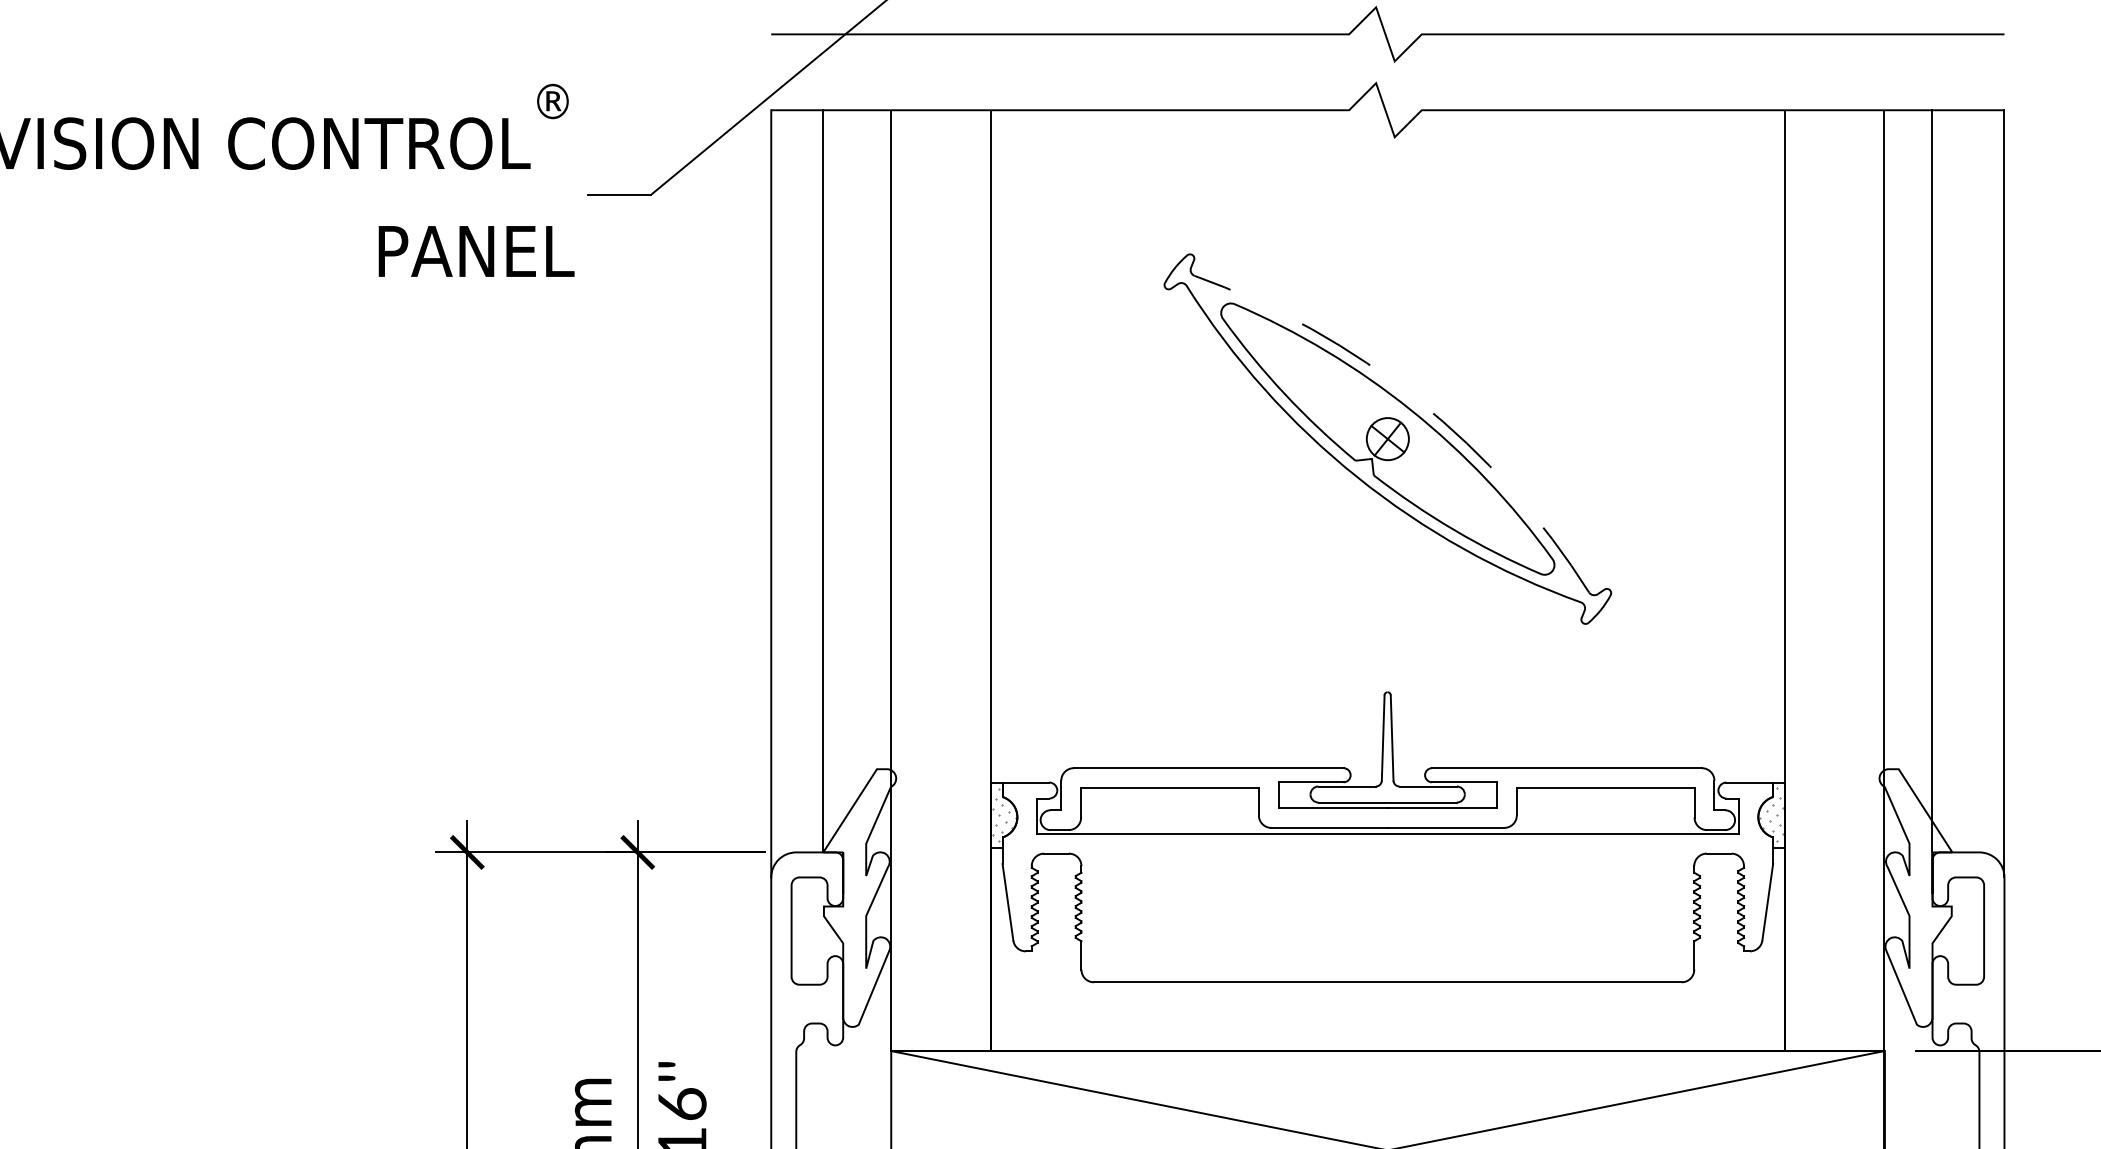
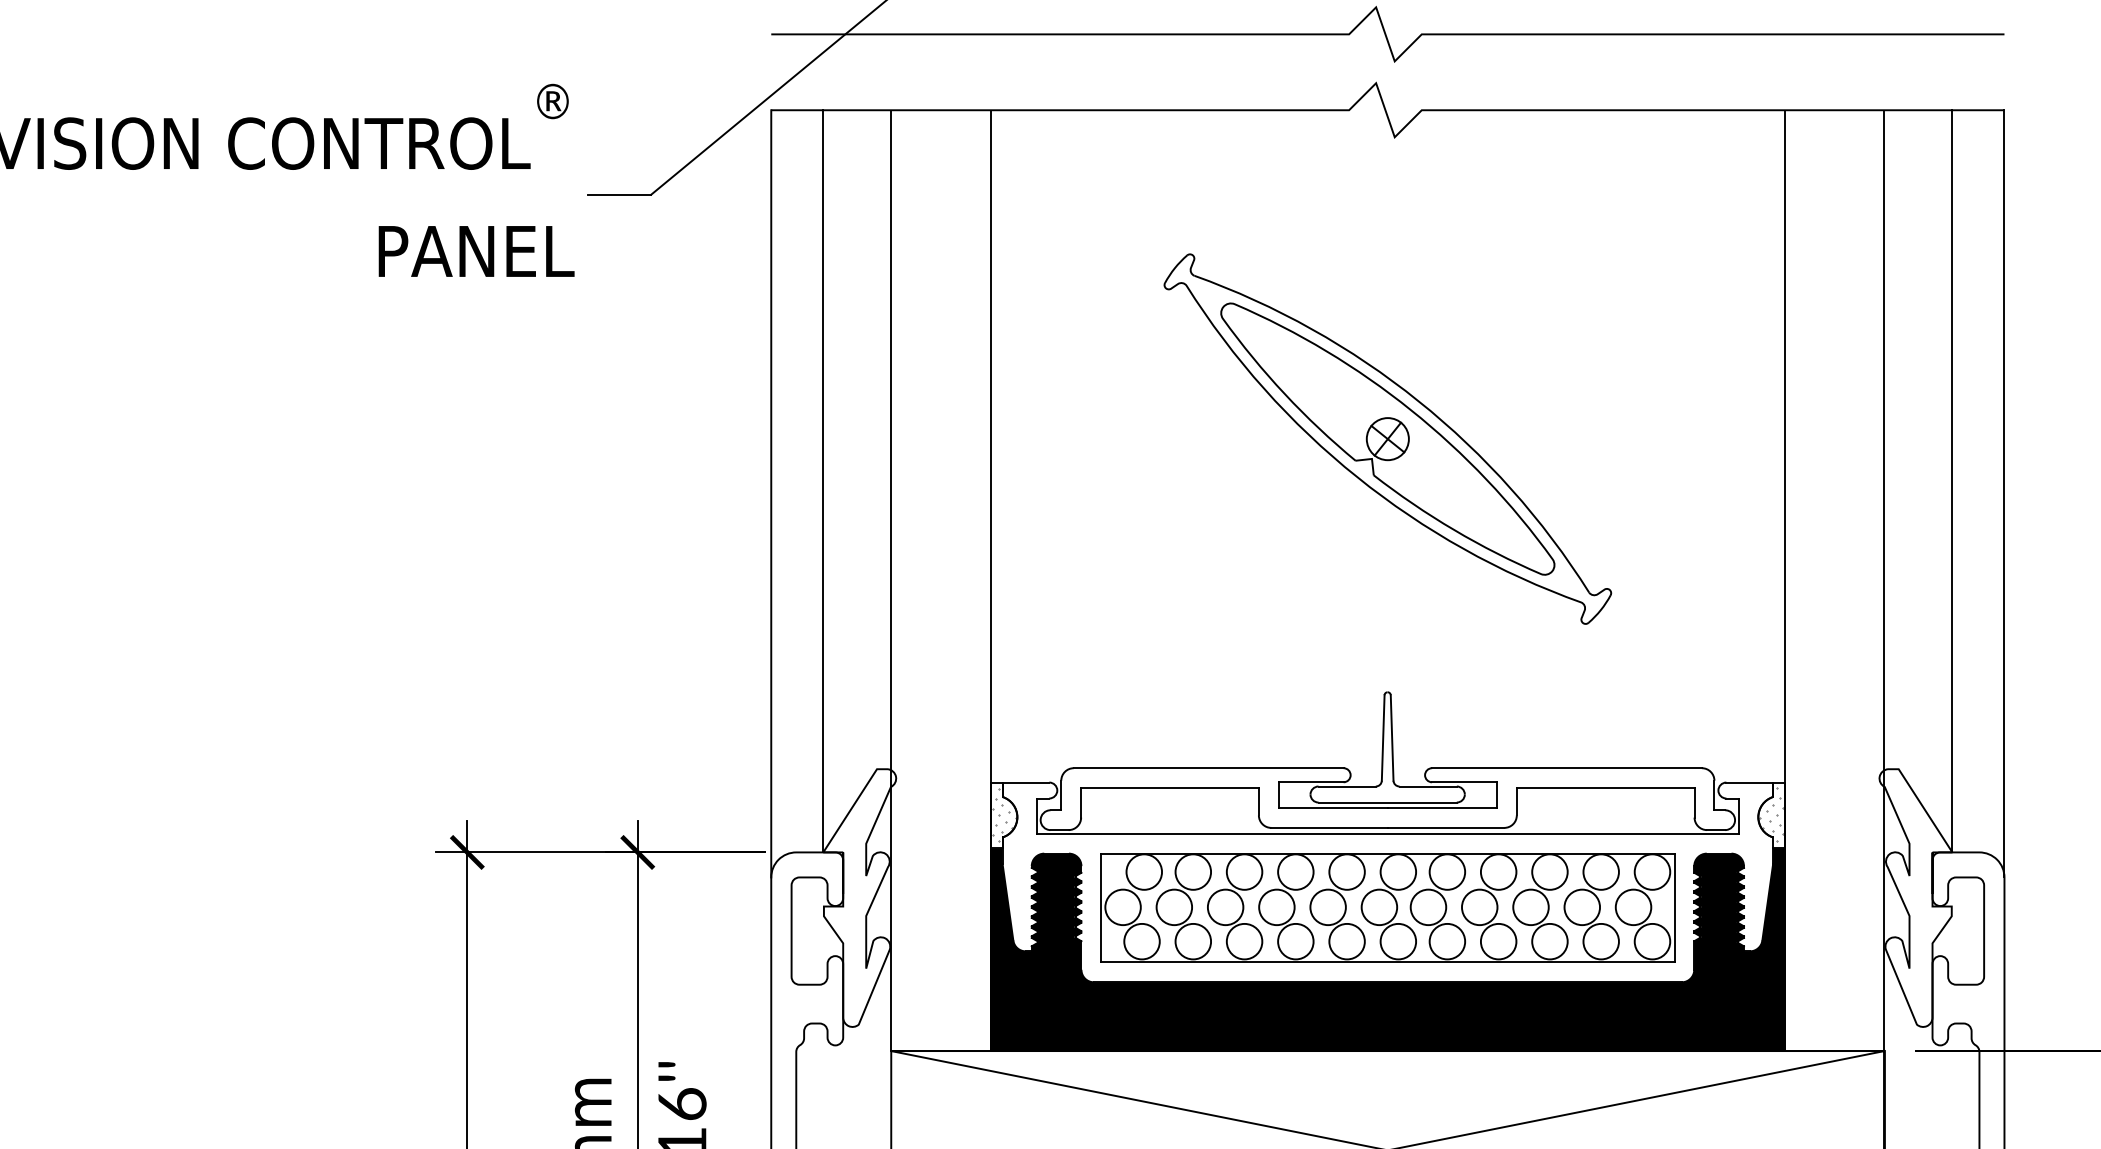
arc: dashed -> solid (1418, 401)
line position: (1932, 481) -> (1952, 481) (1952, 481)
part: none -> present (1387, 907)
fill: none -> present (1387, 949)
